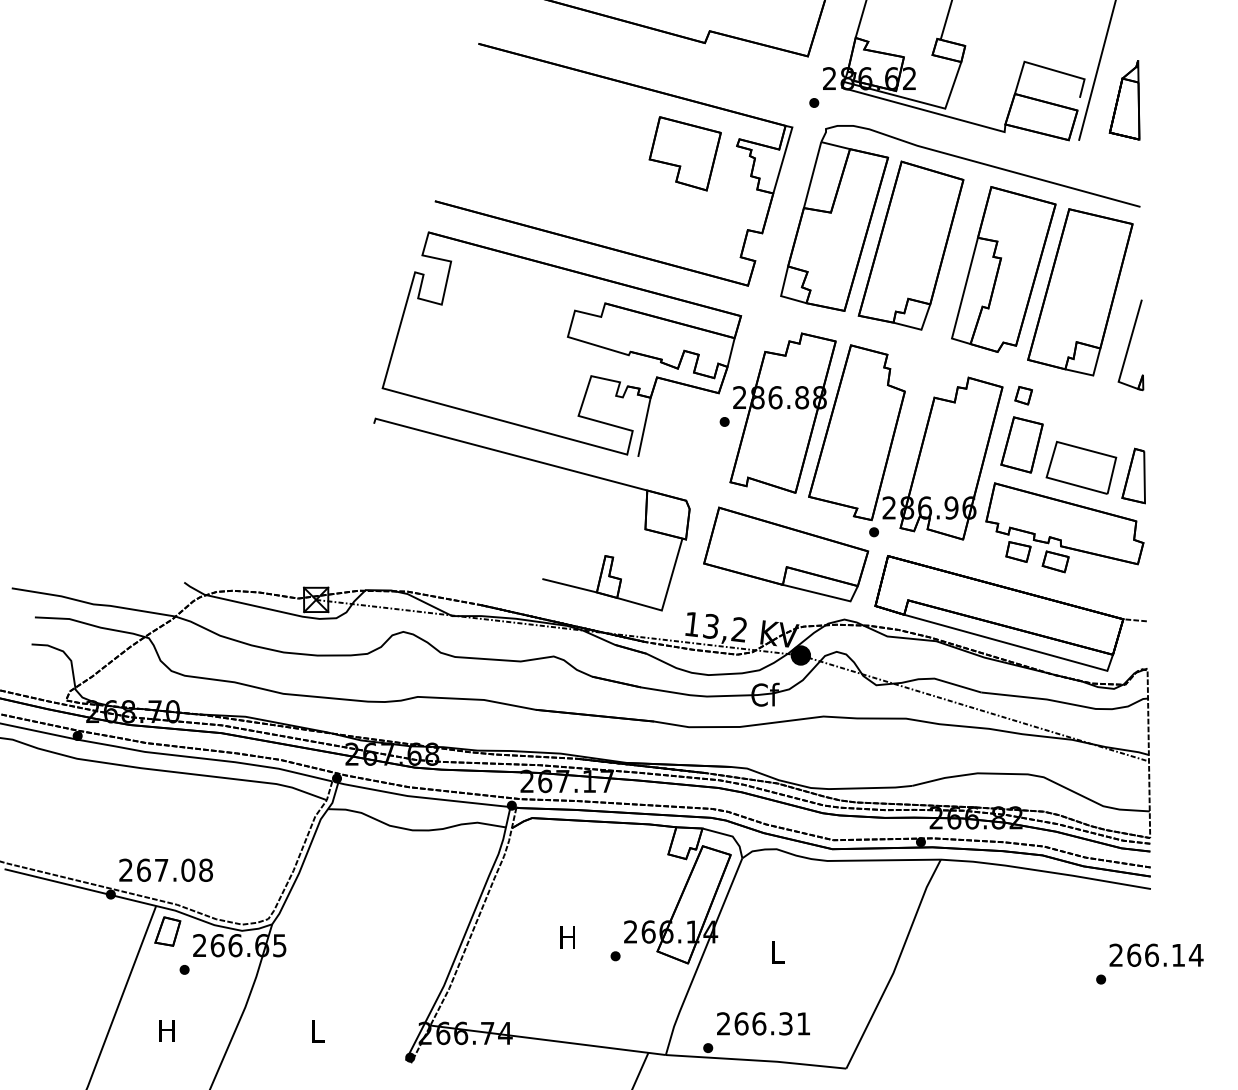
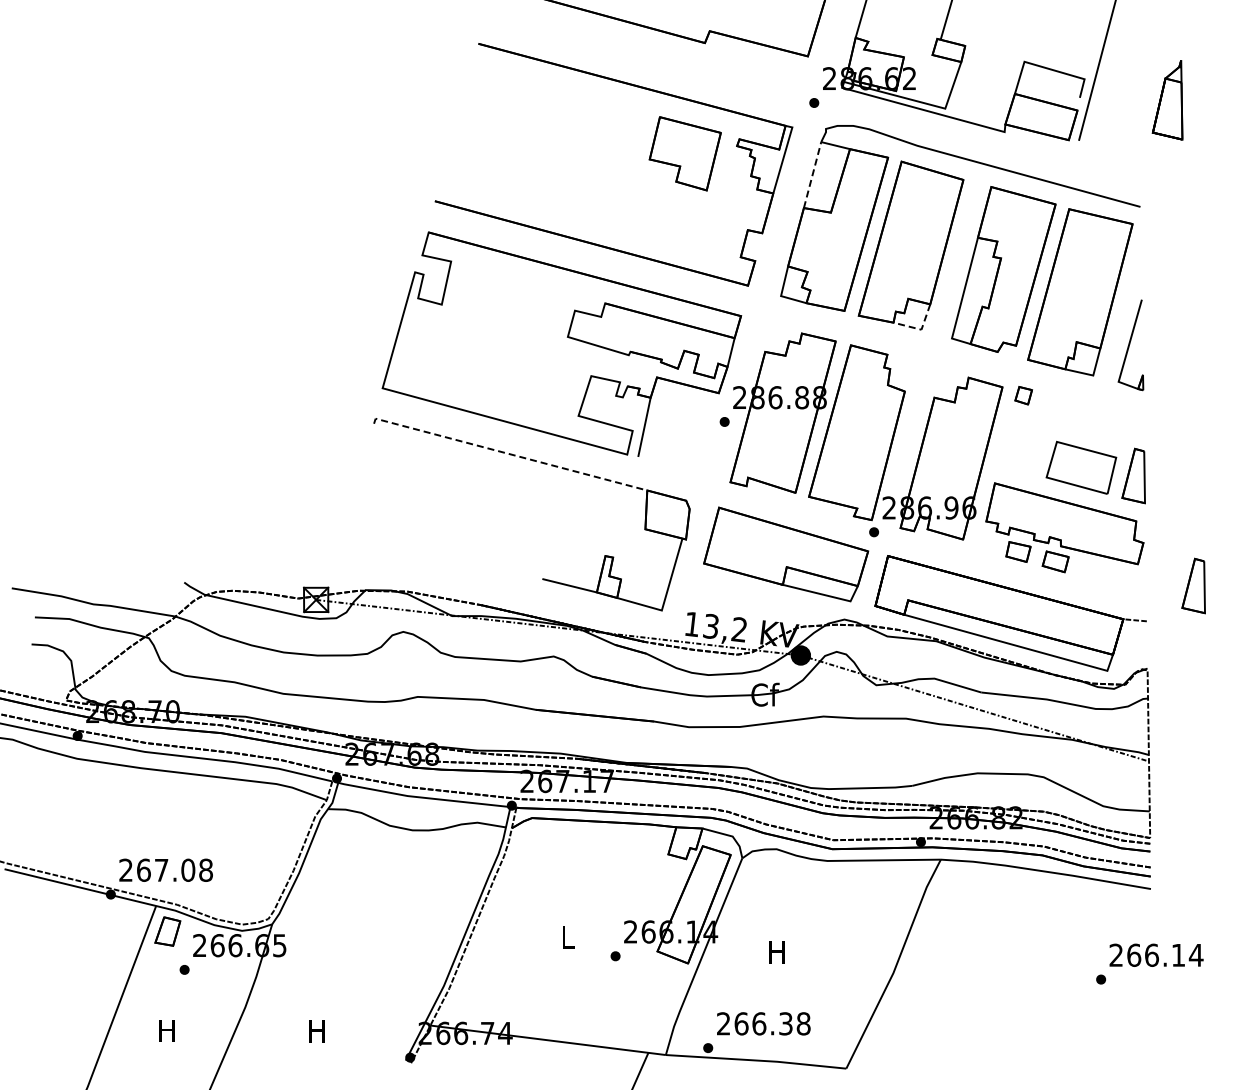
part position: (1124, 100) -> (1167, 100) (1167, 100)
line: solid -> dashed (812, 174)
line: solid -> dashed (920, 329)
part: present -> none (1021, 444)
line: solid -> dashed (508, 453)
part: none -> present (1193, 585)
text: H -> L (567, 937)
text: L -> H (776, 952)
text: 266.31 -> 266.38 (803, 1023)
text: L -> H (316, 1031)
